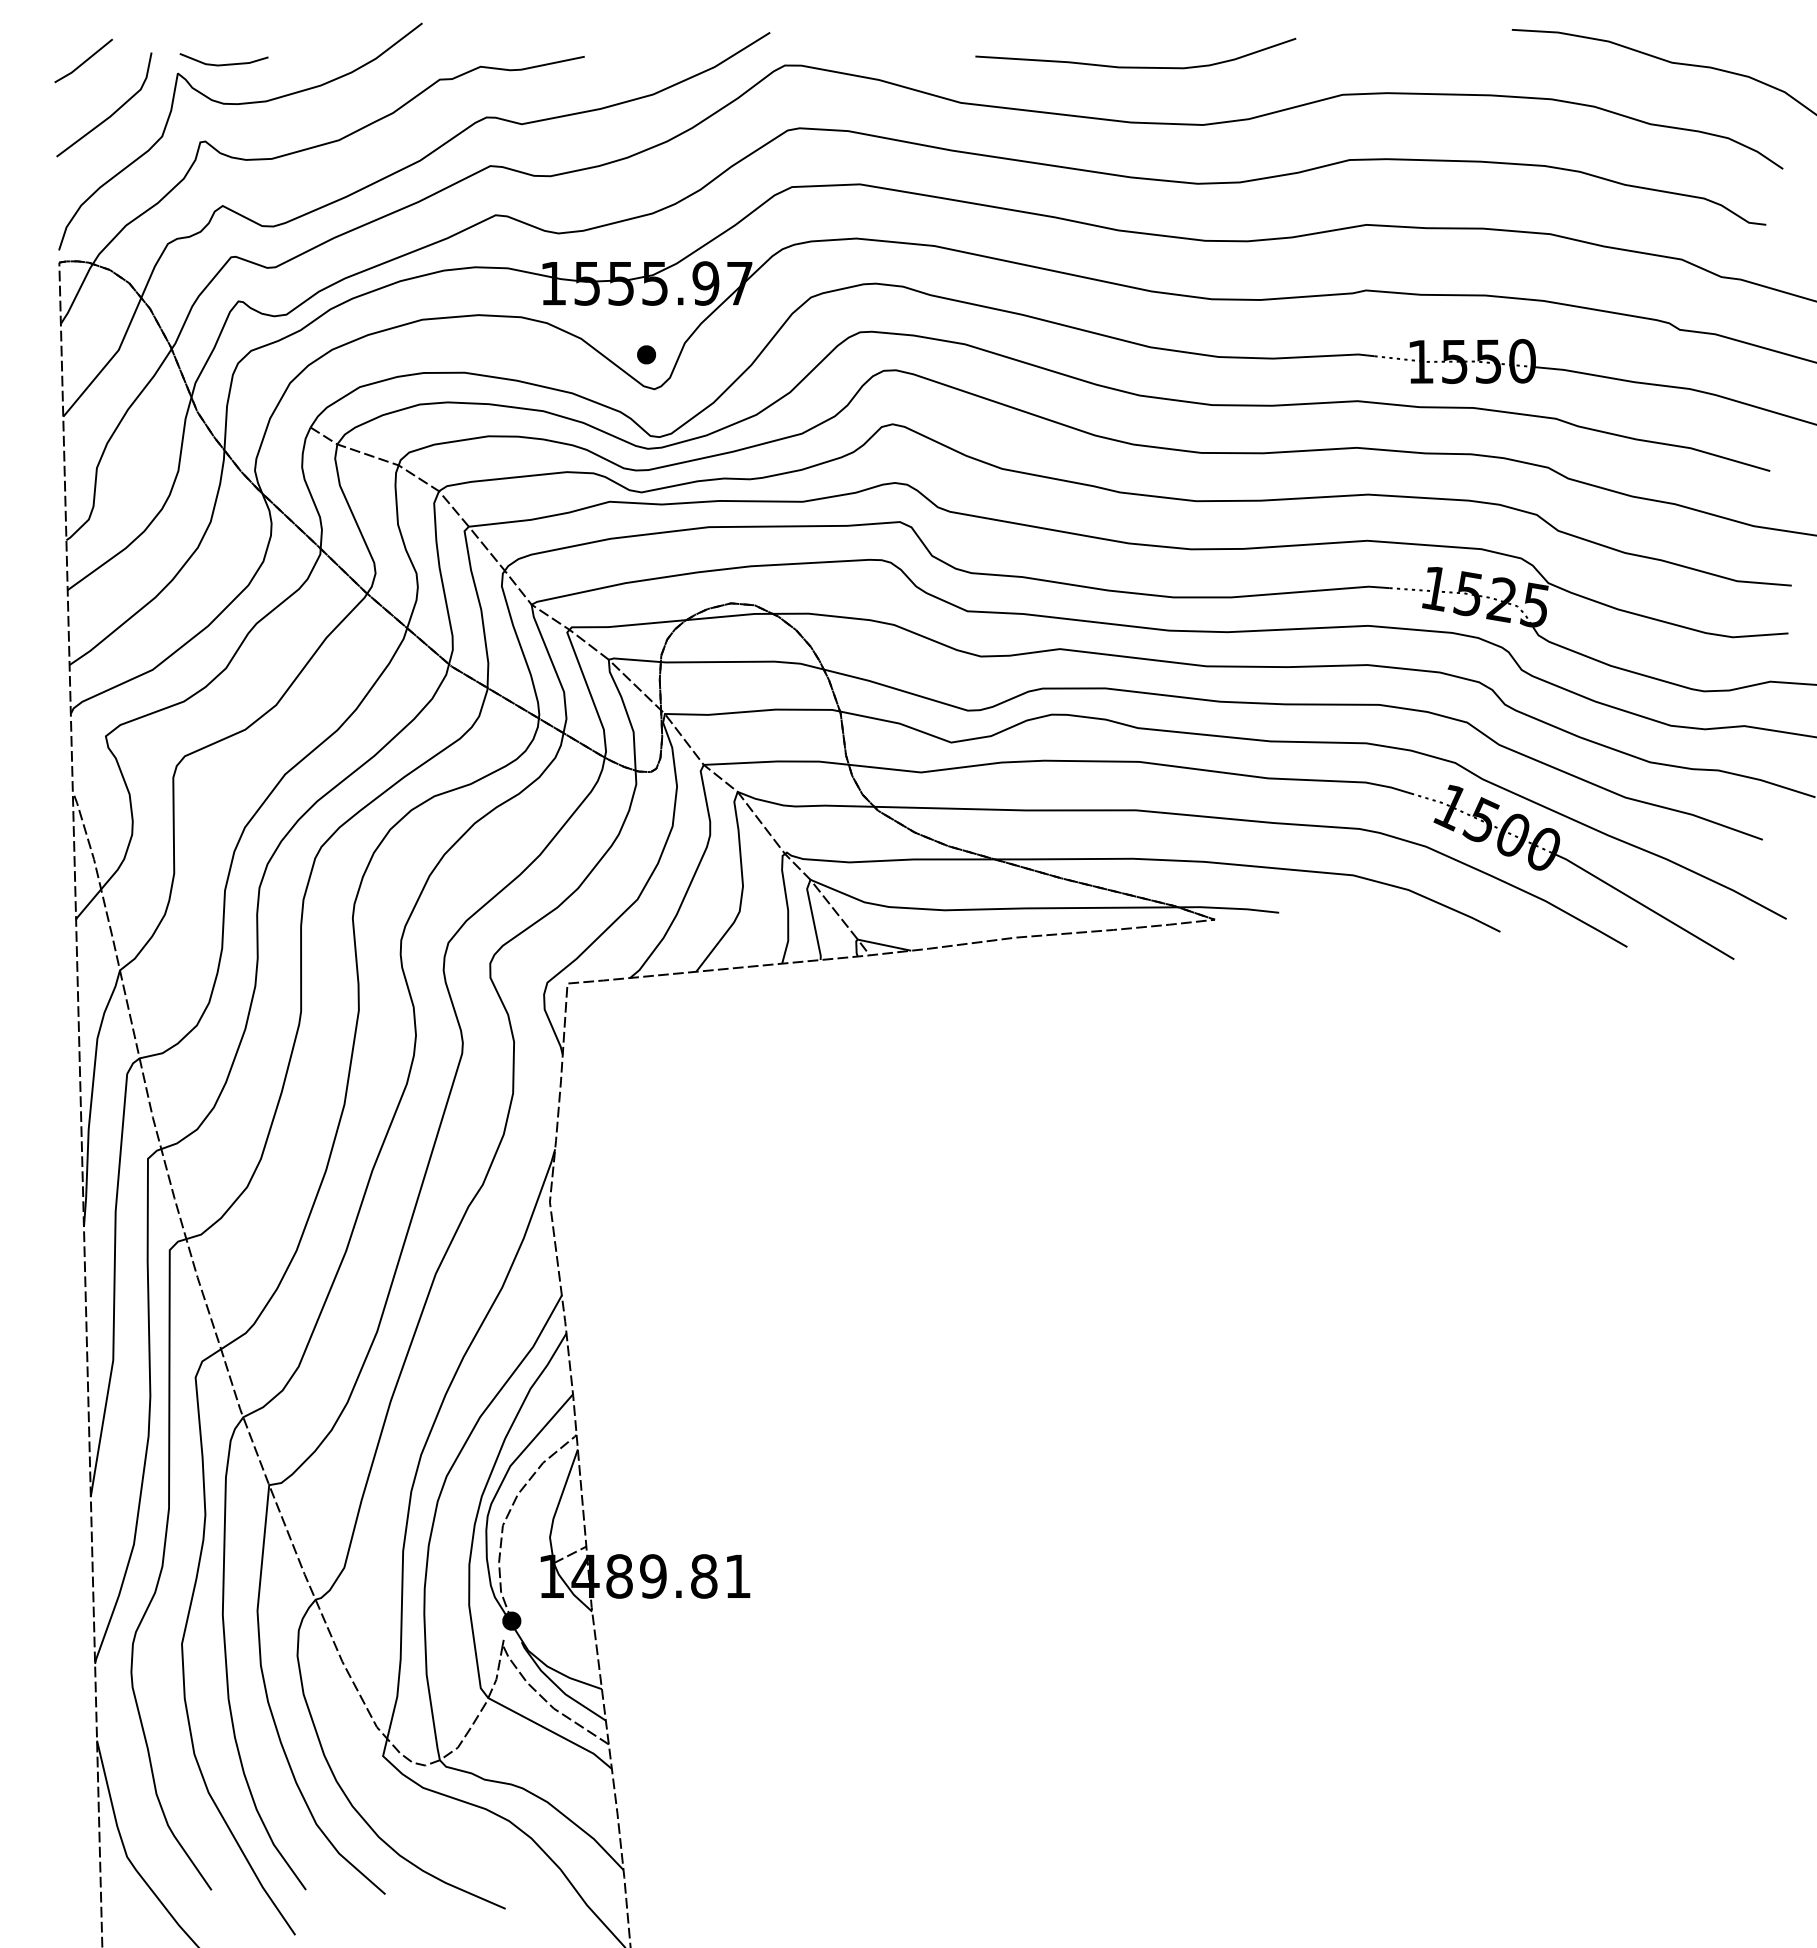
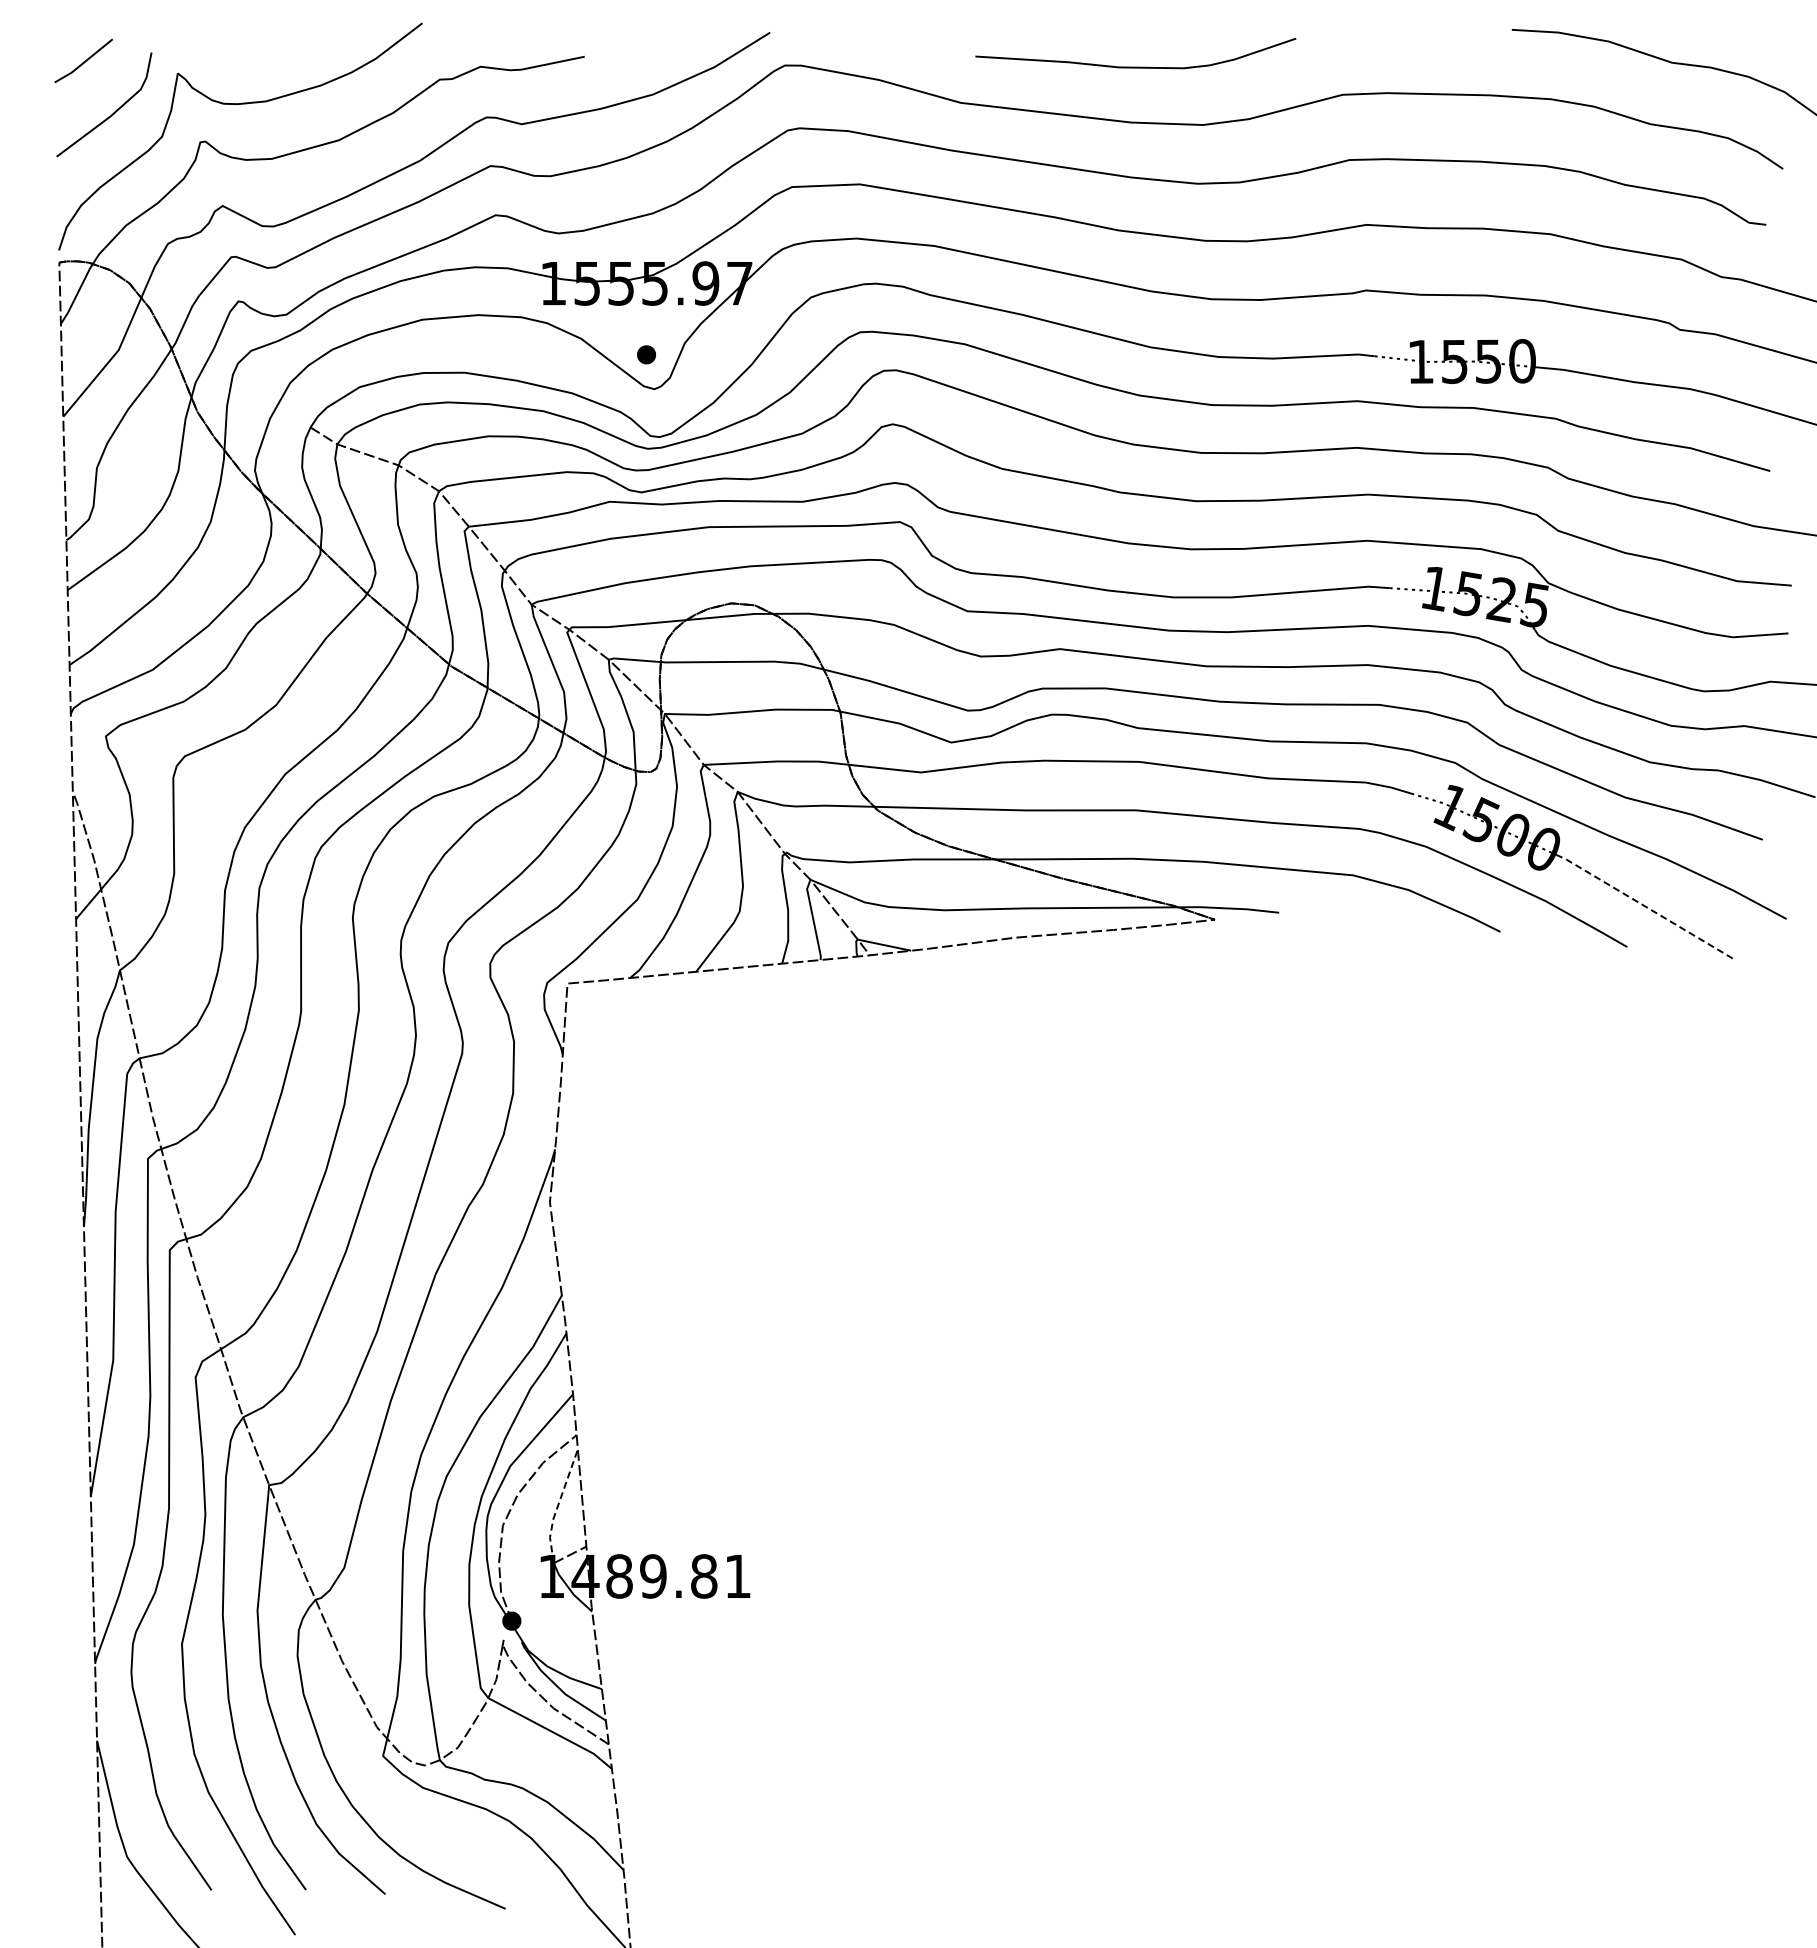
line: present -> none (226, 63)
line: solid -> dashed (1645, 906)
line: solid -> dashed (558, 1505)
